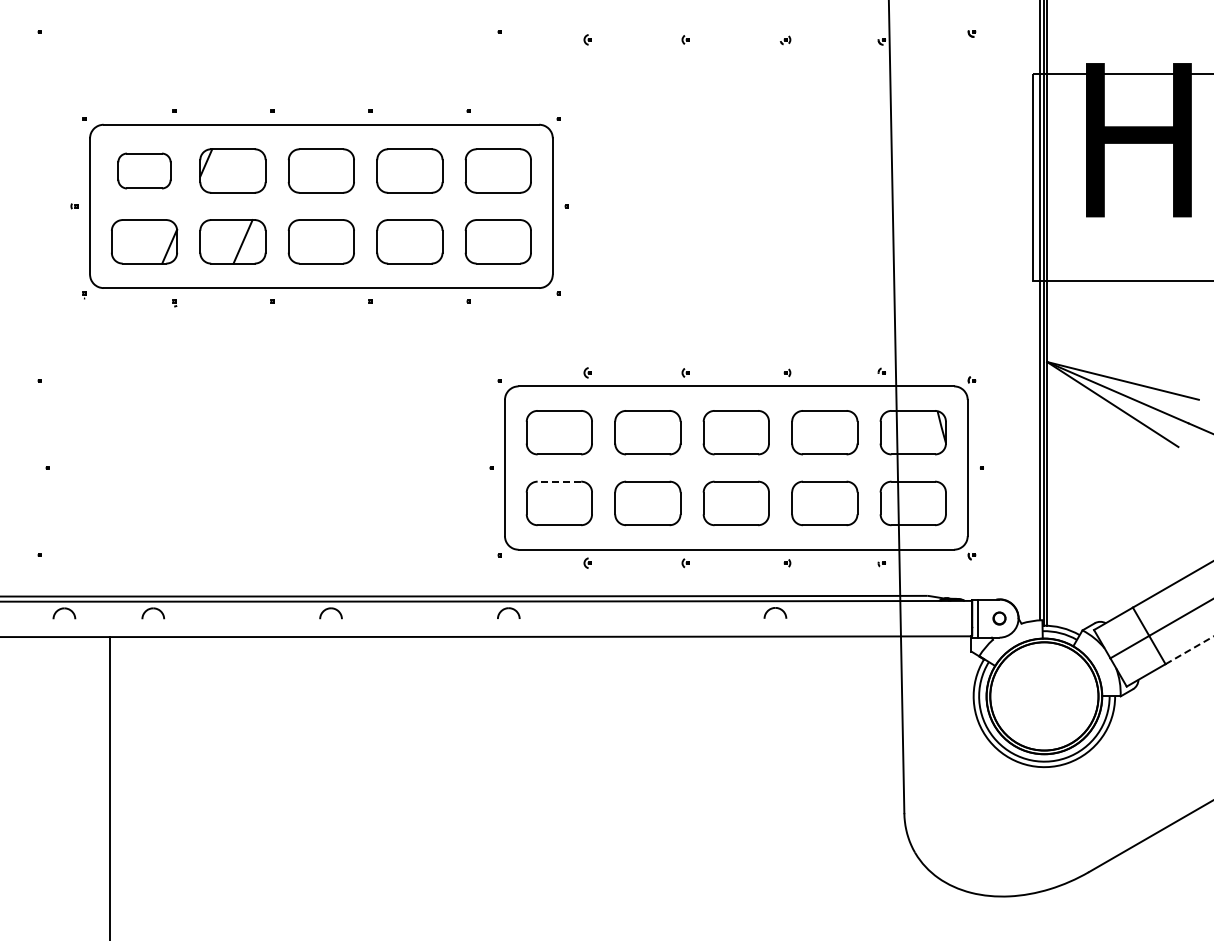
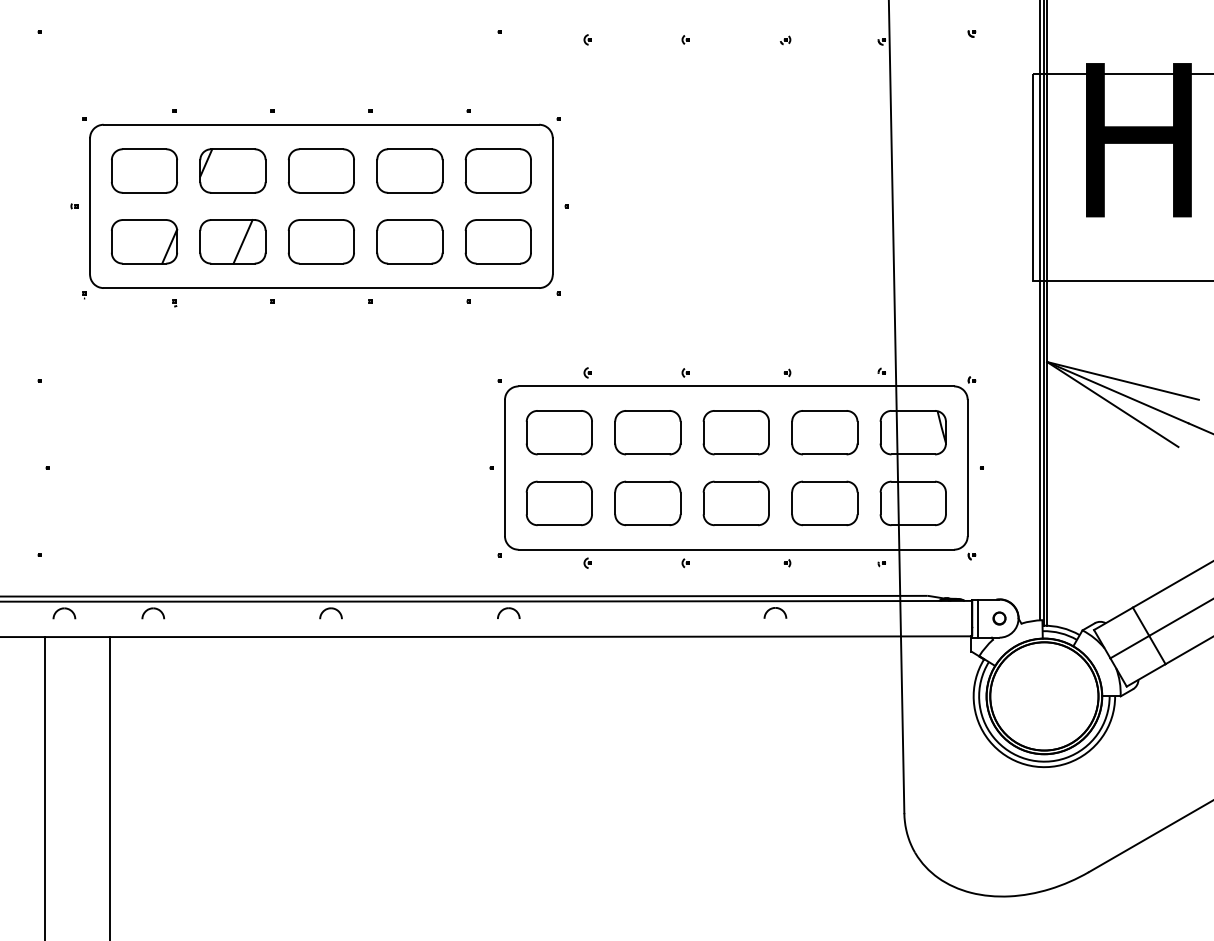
part size: 55x38 px -> 67x46 px (144, 170)
line: dashed -> solid (559, 481)
line: dashed -> solid (1189, 650)
line: none -> present (45, 787)
